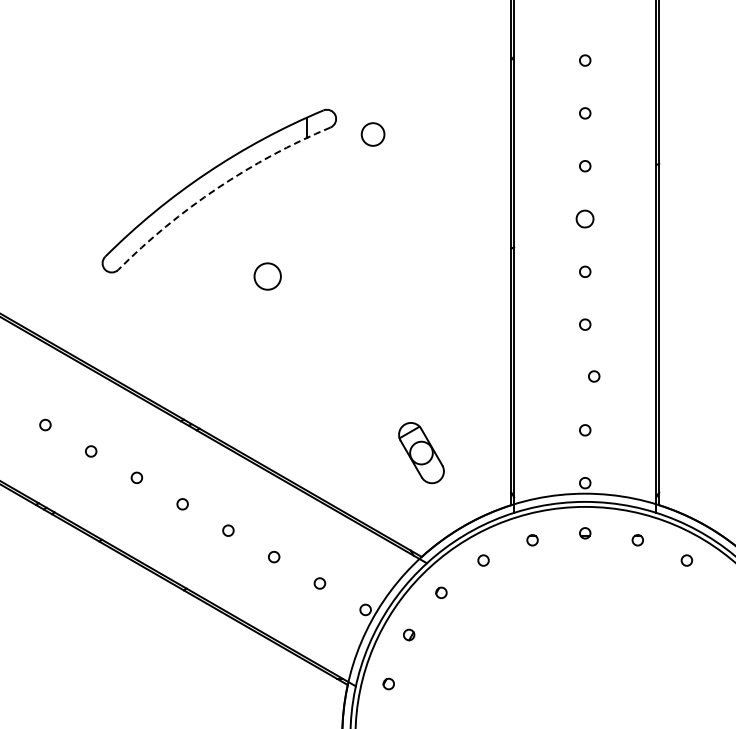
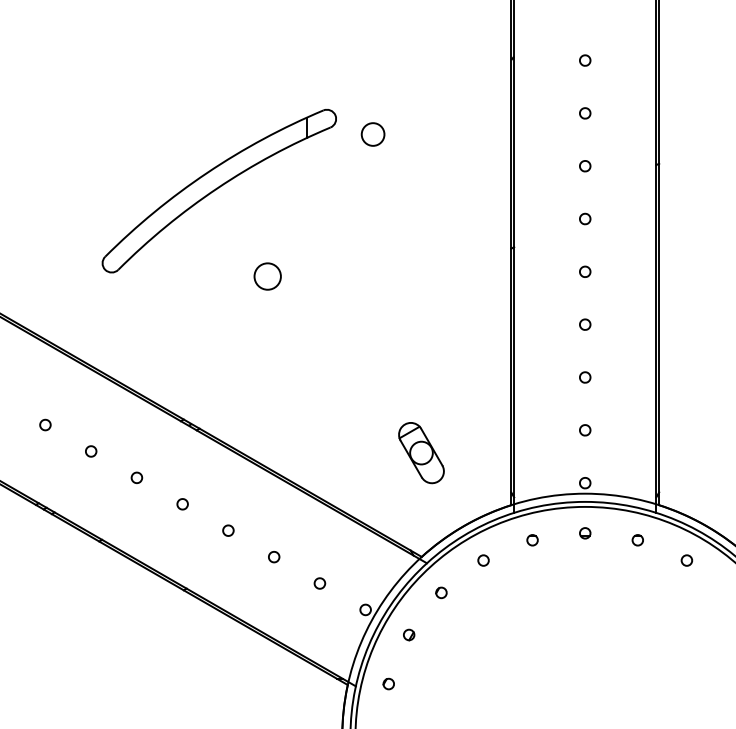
arc: dashed -> solid (217, 188)
part size: 20x20 px -> 13x14 px (585, 218)
part position: (594, 376) -> (585, 377) (585, 377)
